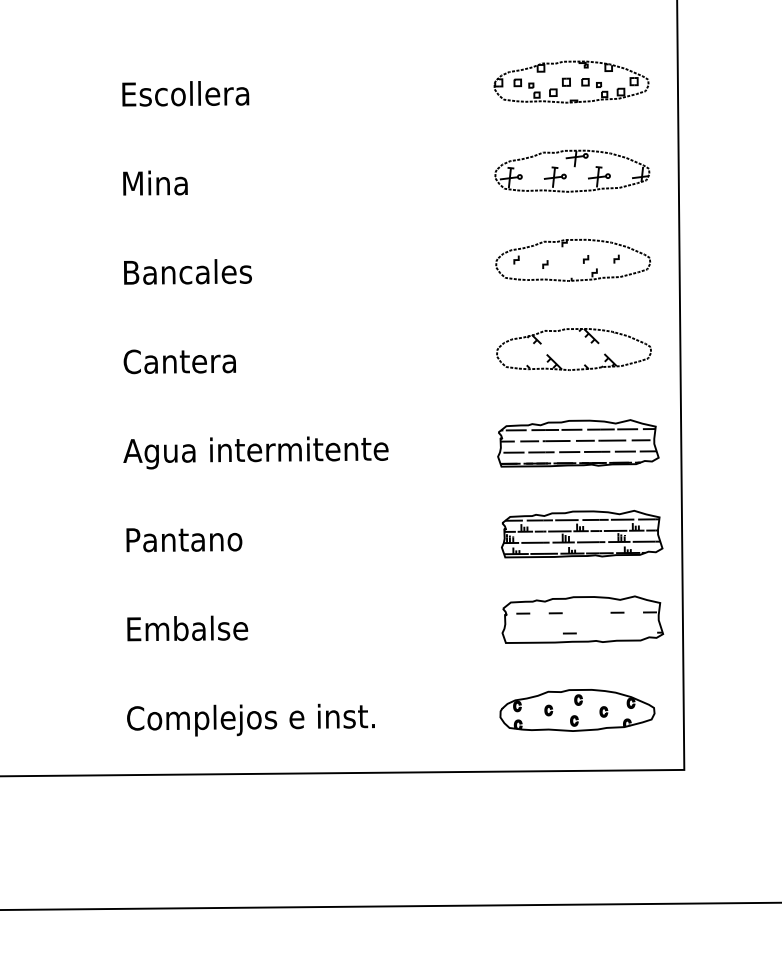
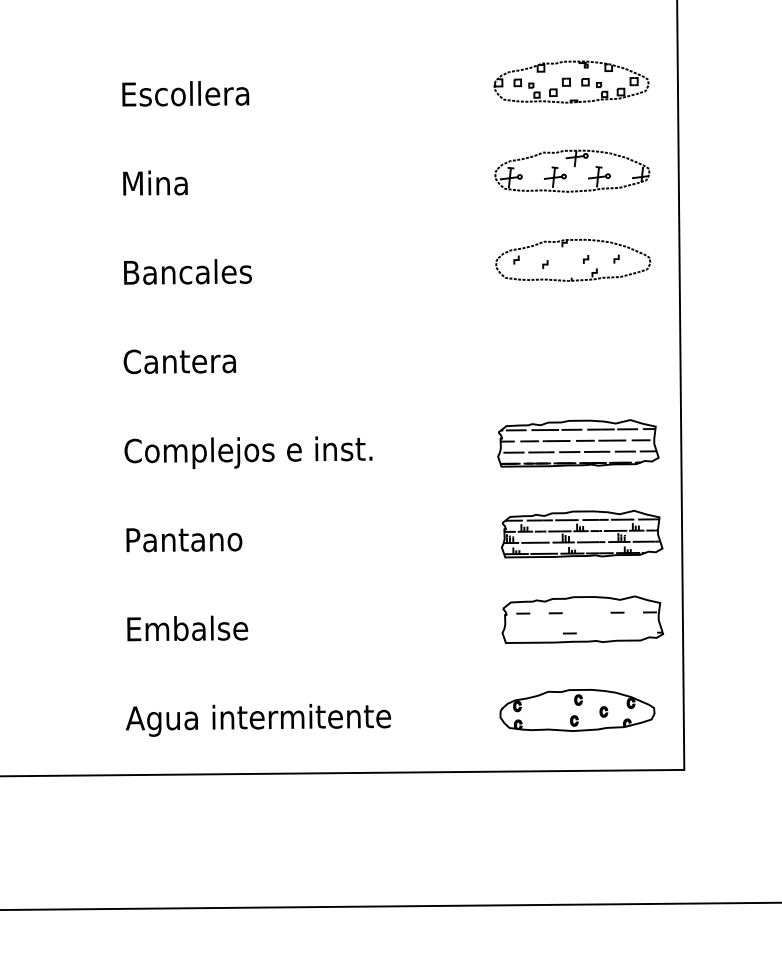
part: present -> none (585, 337)
text: Agua intermitente -> Complejos e inst. (255, 452)
part: present -> none (548, 710)
text: Complejos e inst. -> Agua intermitente (258, 719)
